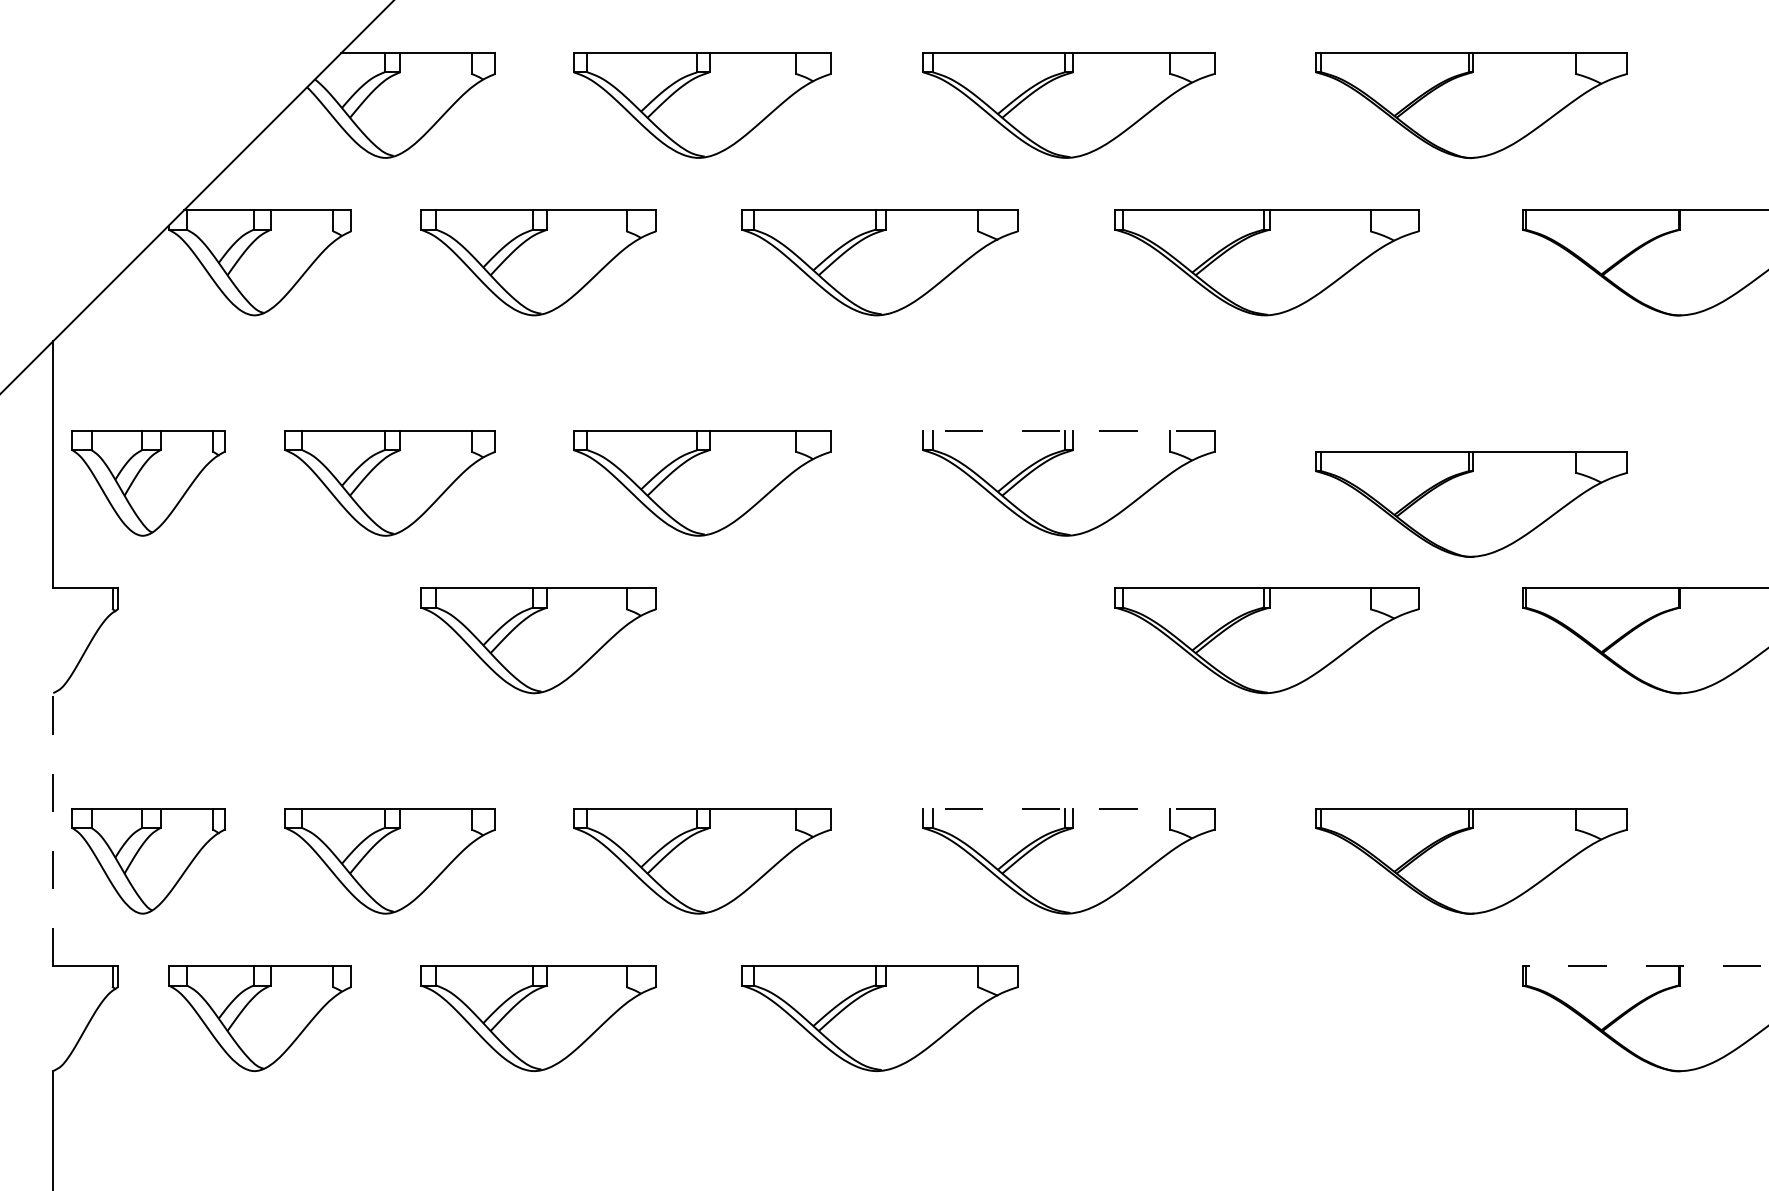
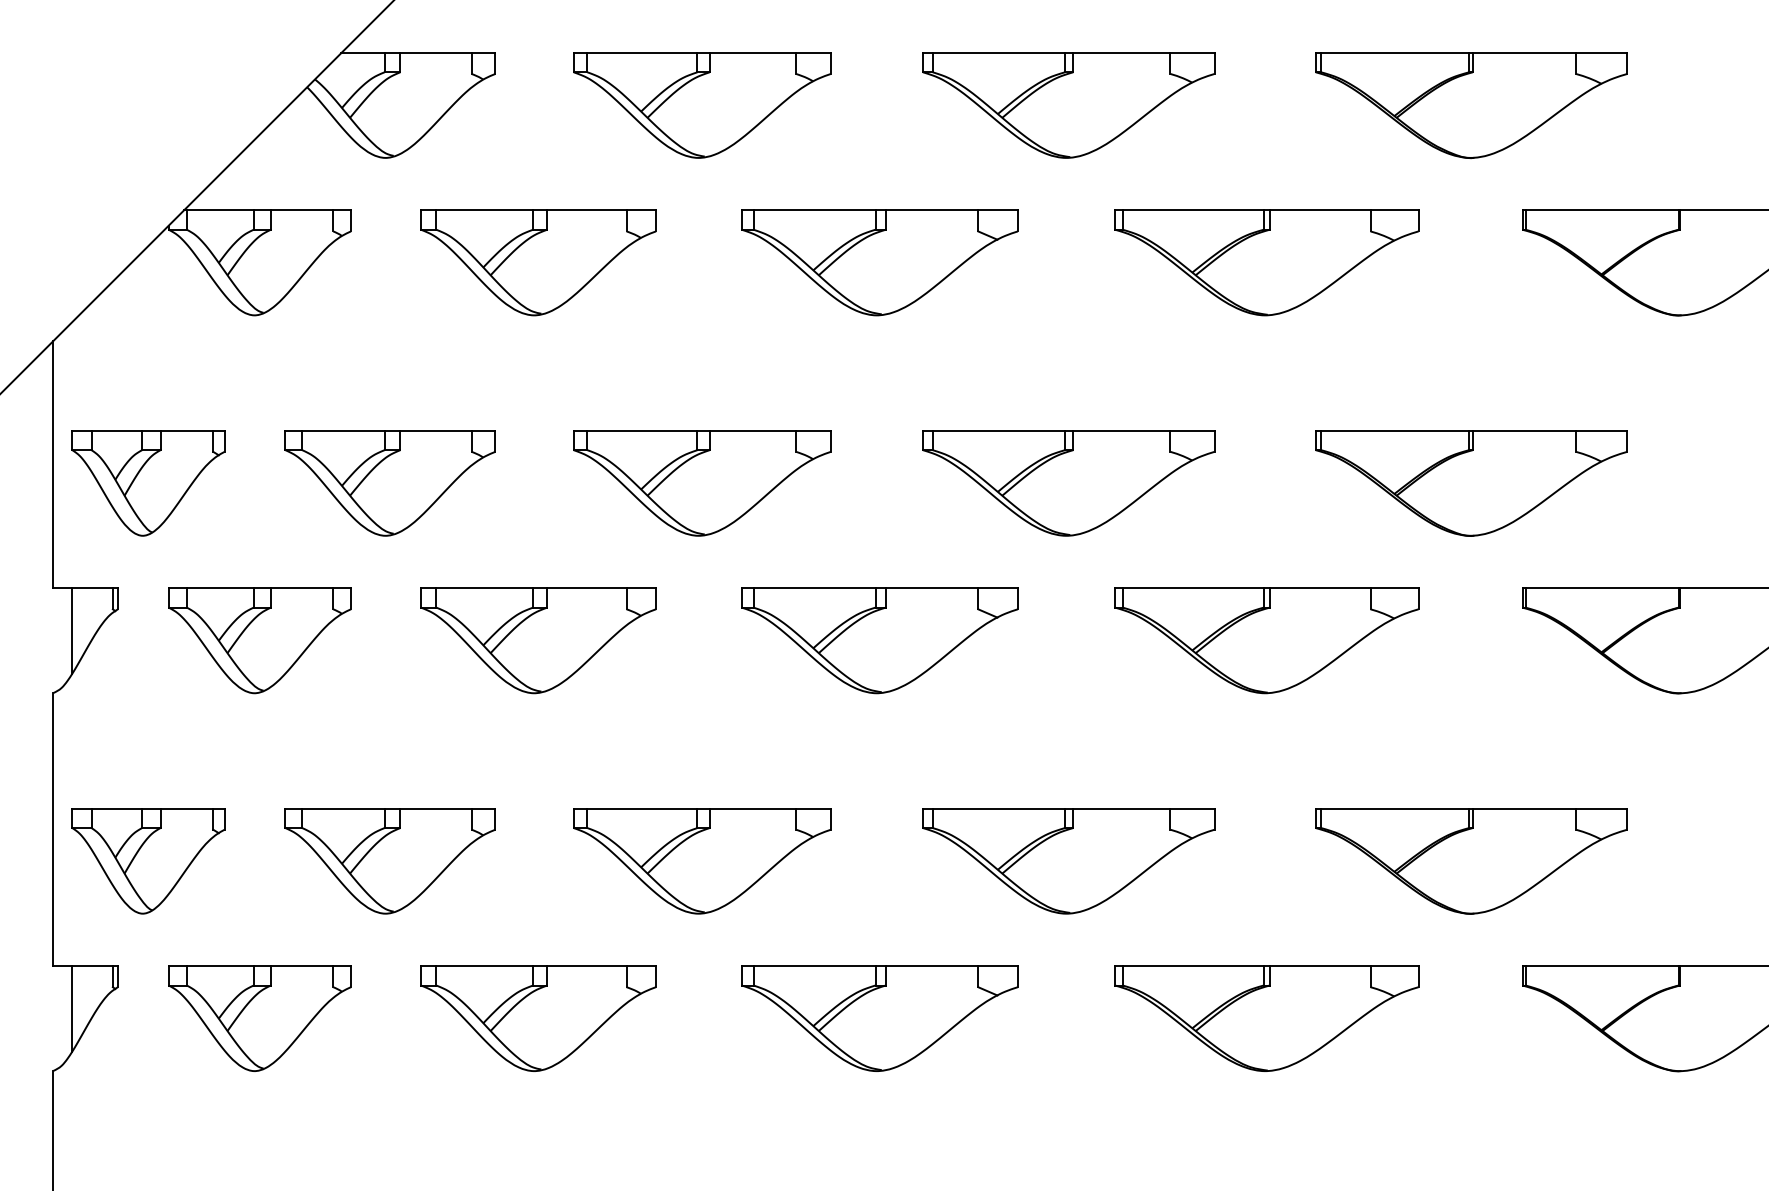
line: dashed -> solid (1068, 430)
part position: (1471, 504) -> (1471, 483) (1471, 483)
line: none -> present (72, 630)
part: none -> present (259, 640)
part: none -> present (879, 640)
line: dashed -> solid (1068, 808)
line: dashed -> solid (53, 829)
line: dashed -> solid (1645, 966)
line: none -> present (72, 1008)
part: none -> present (1266, 1018)
